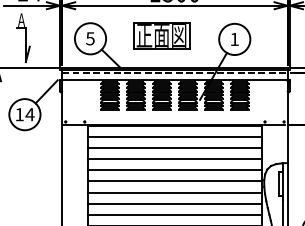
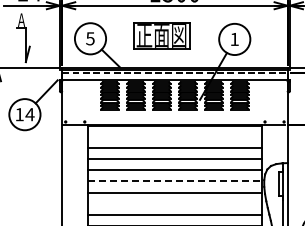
line: present -> none (174, 136)
line: solid -> dashed (174, 181)
line: present -> none (174, 203)
